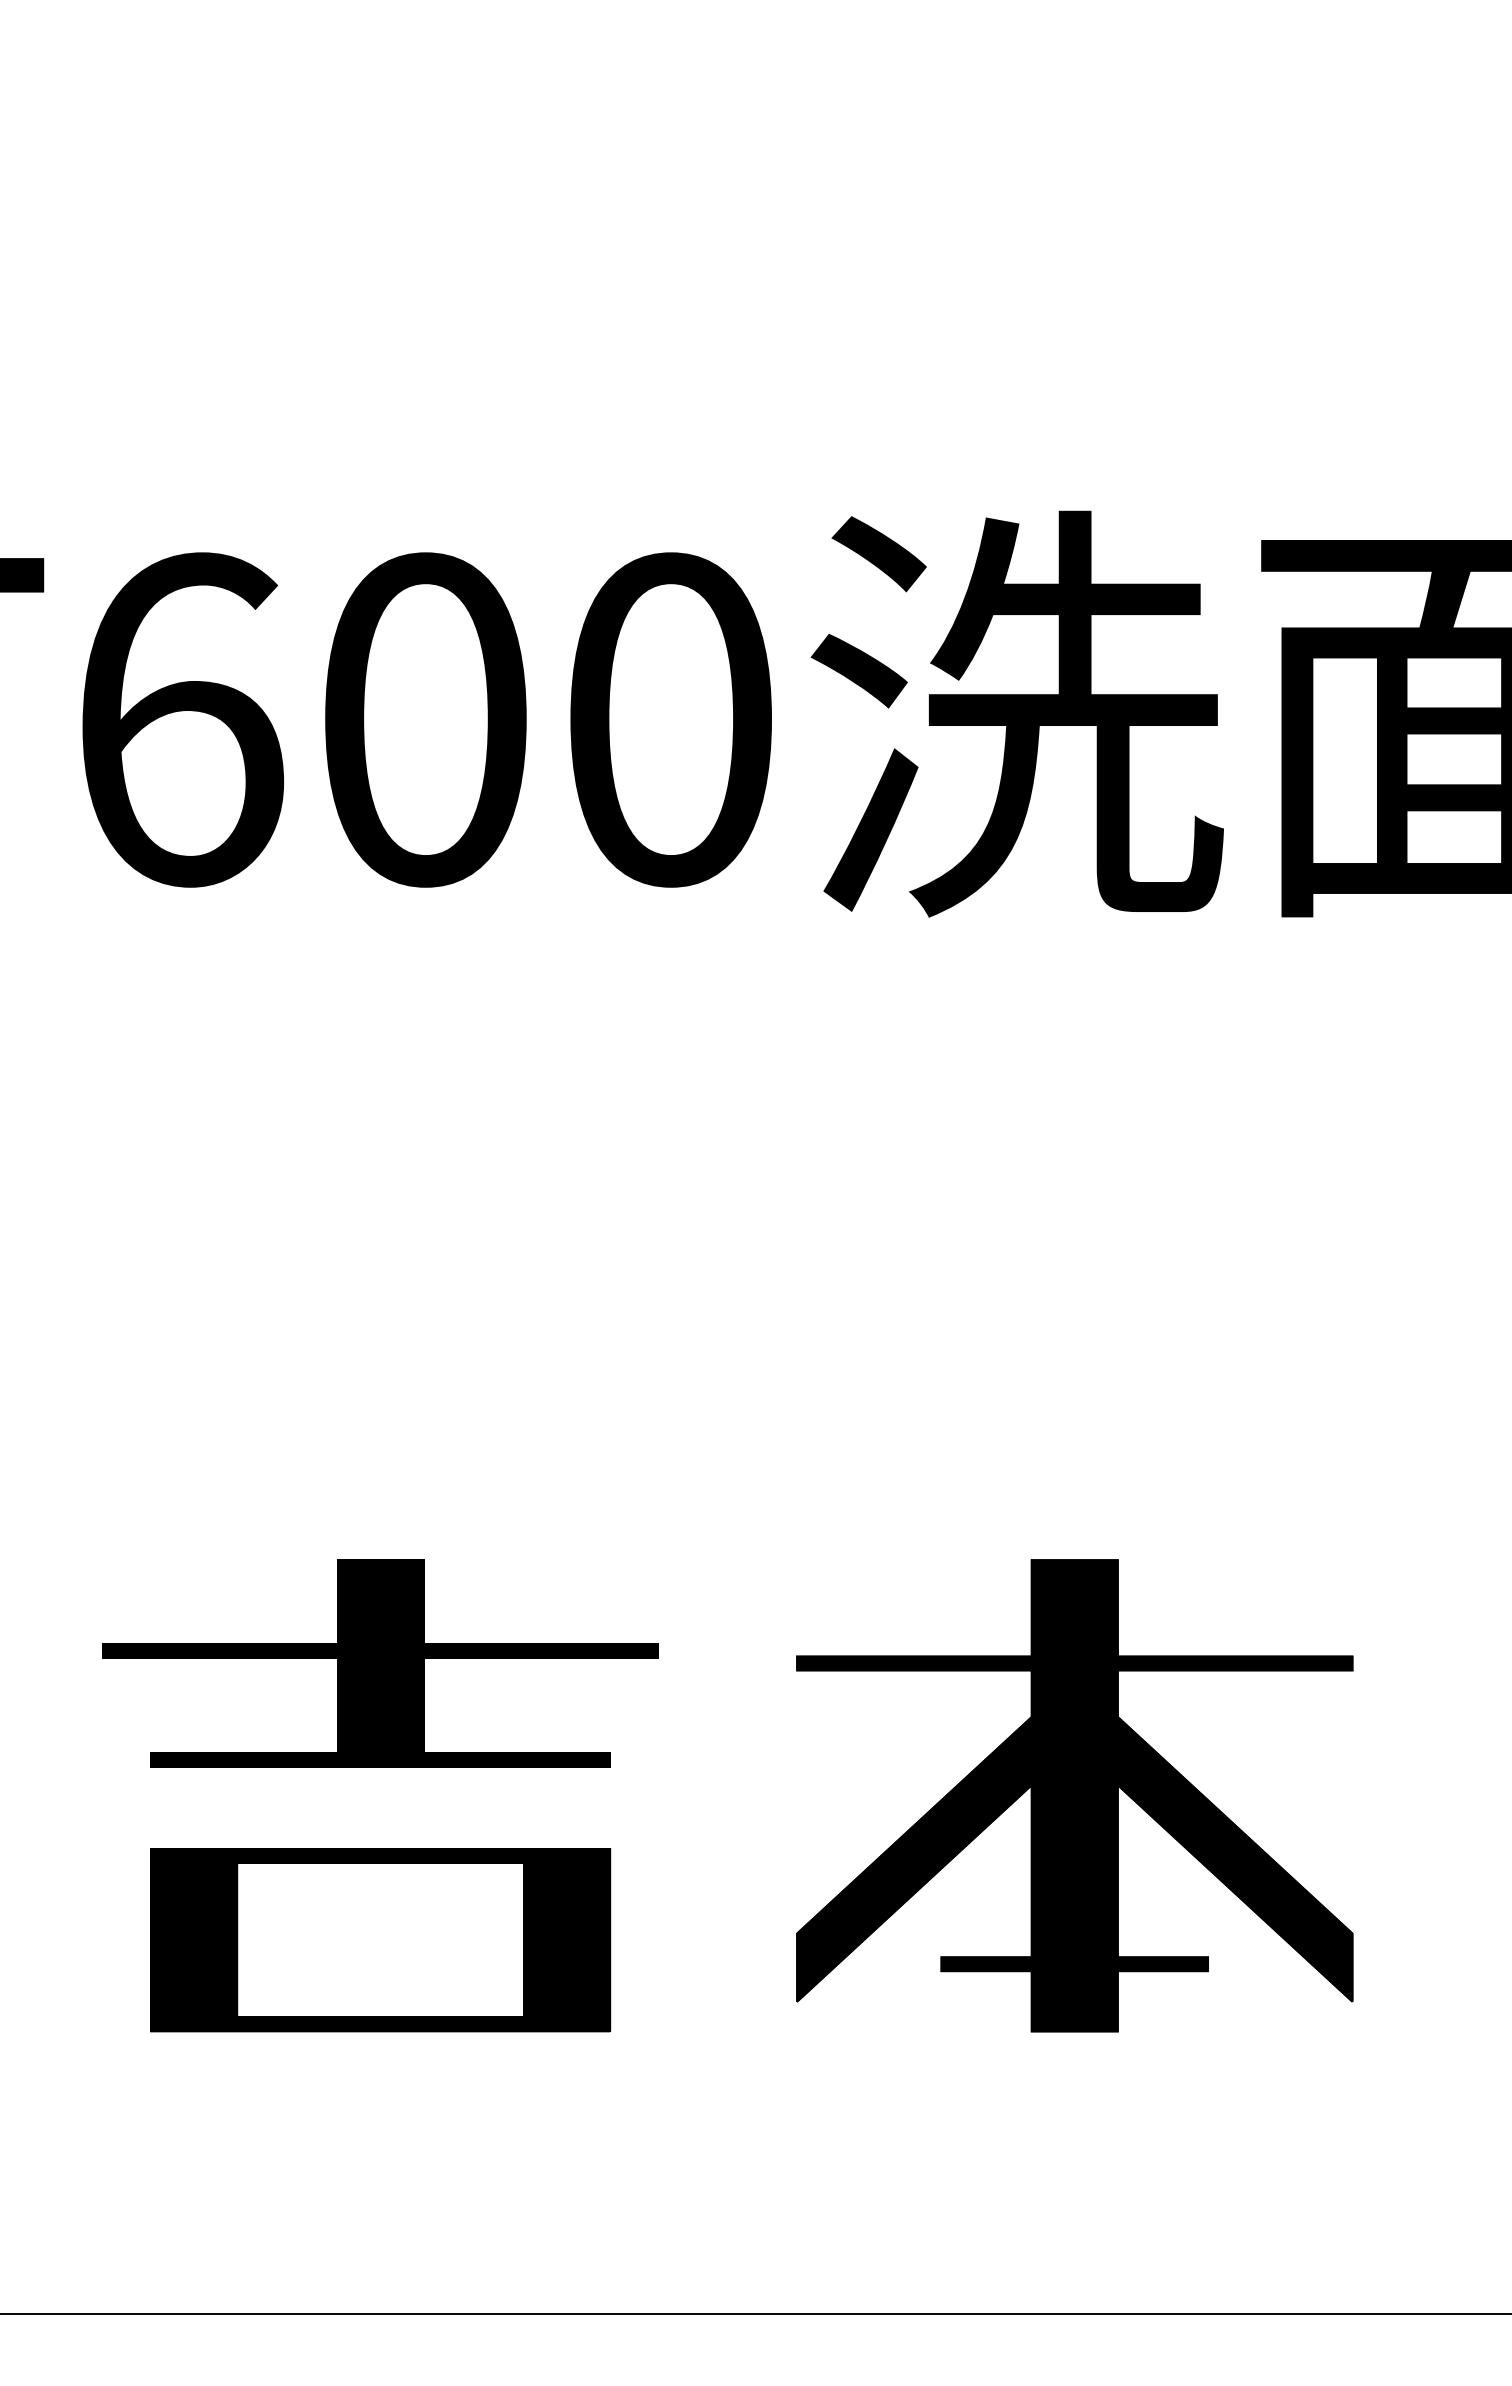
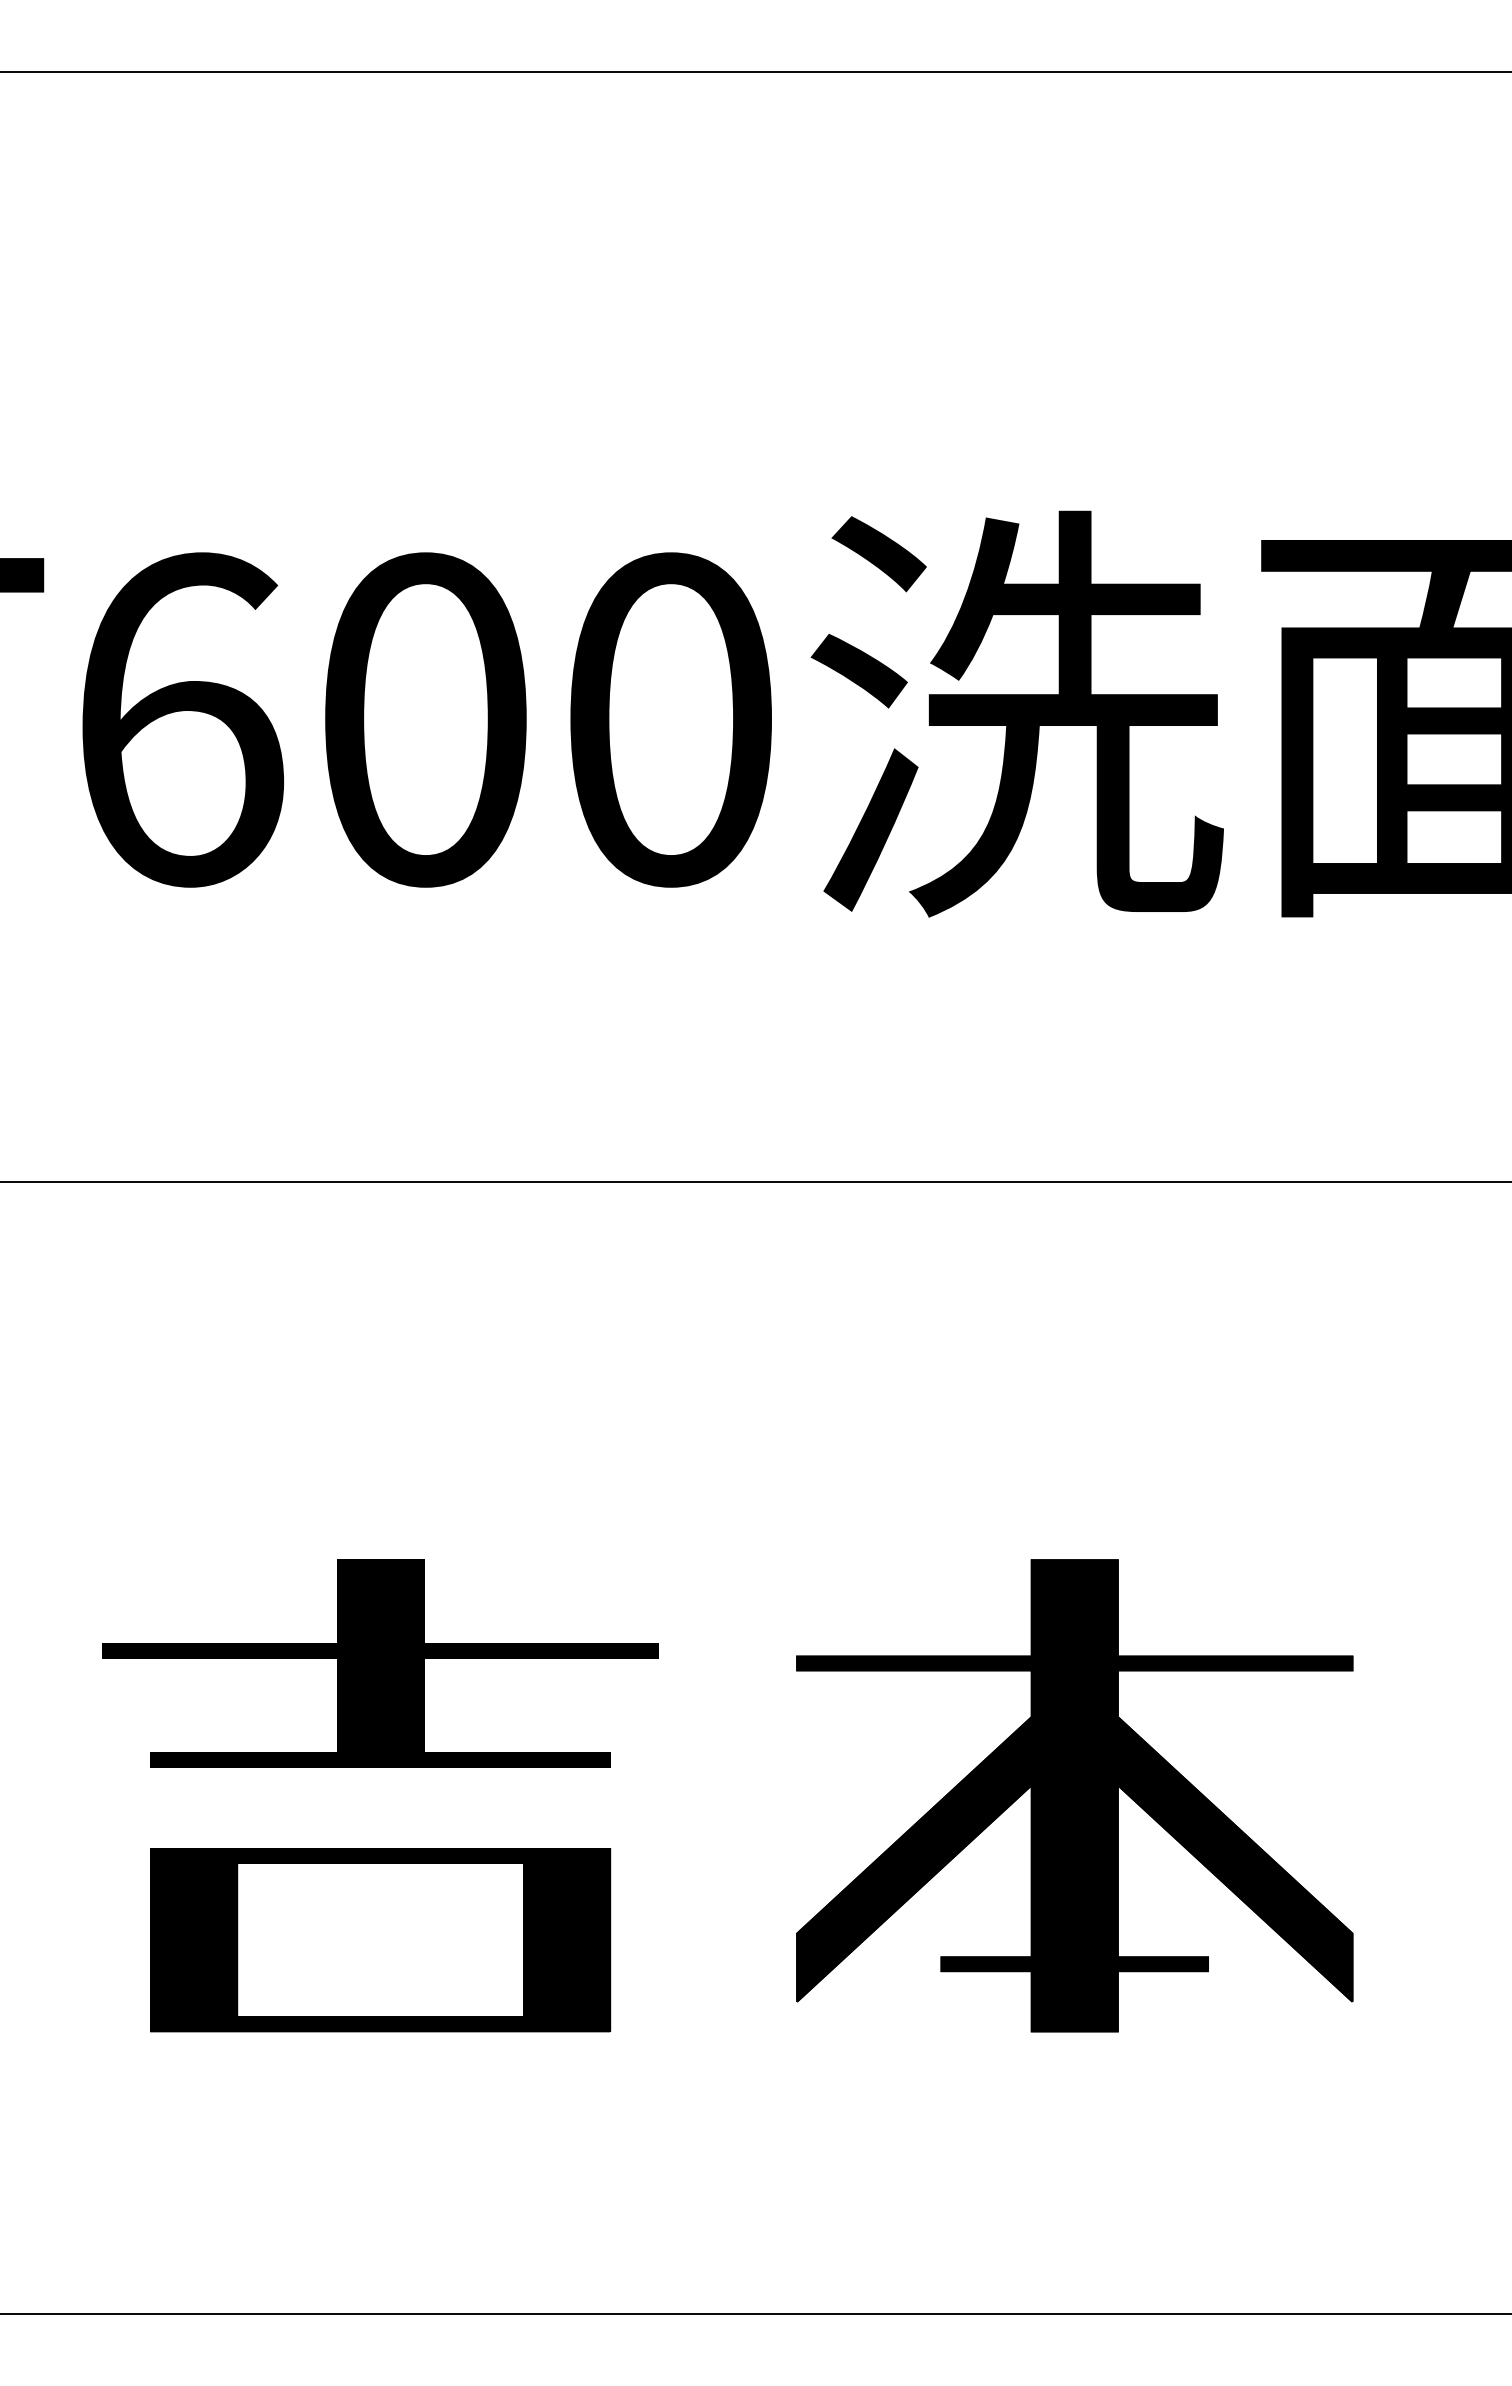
line: none -> present (755, 71)
line: none -> present (755, 1182)
